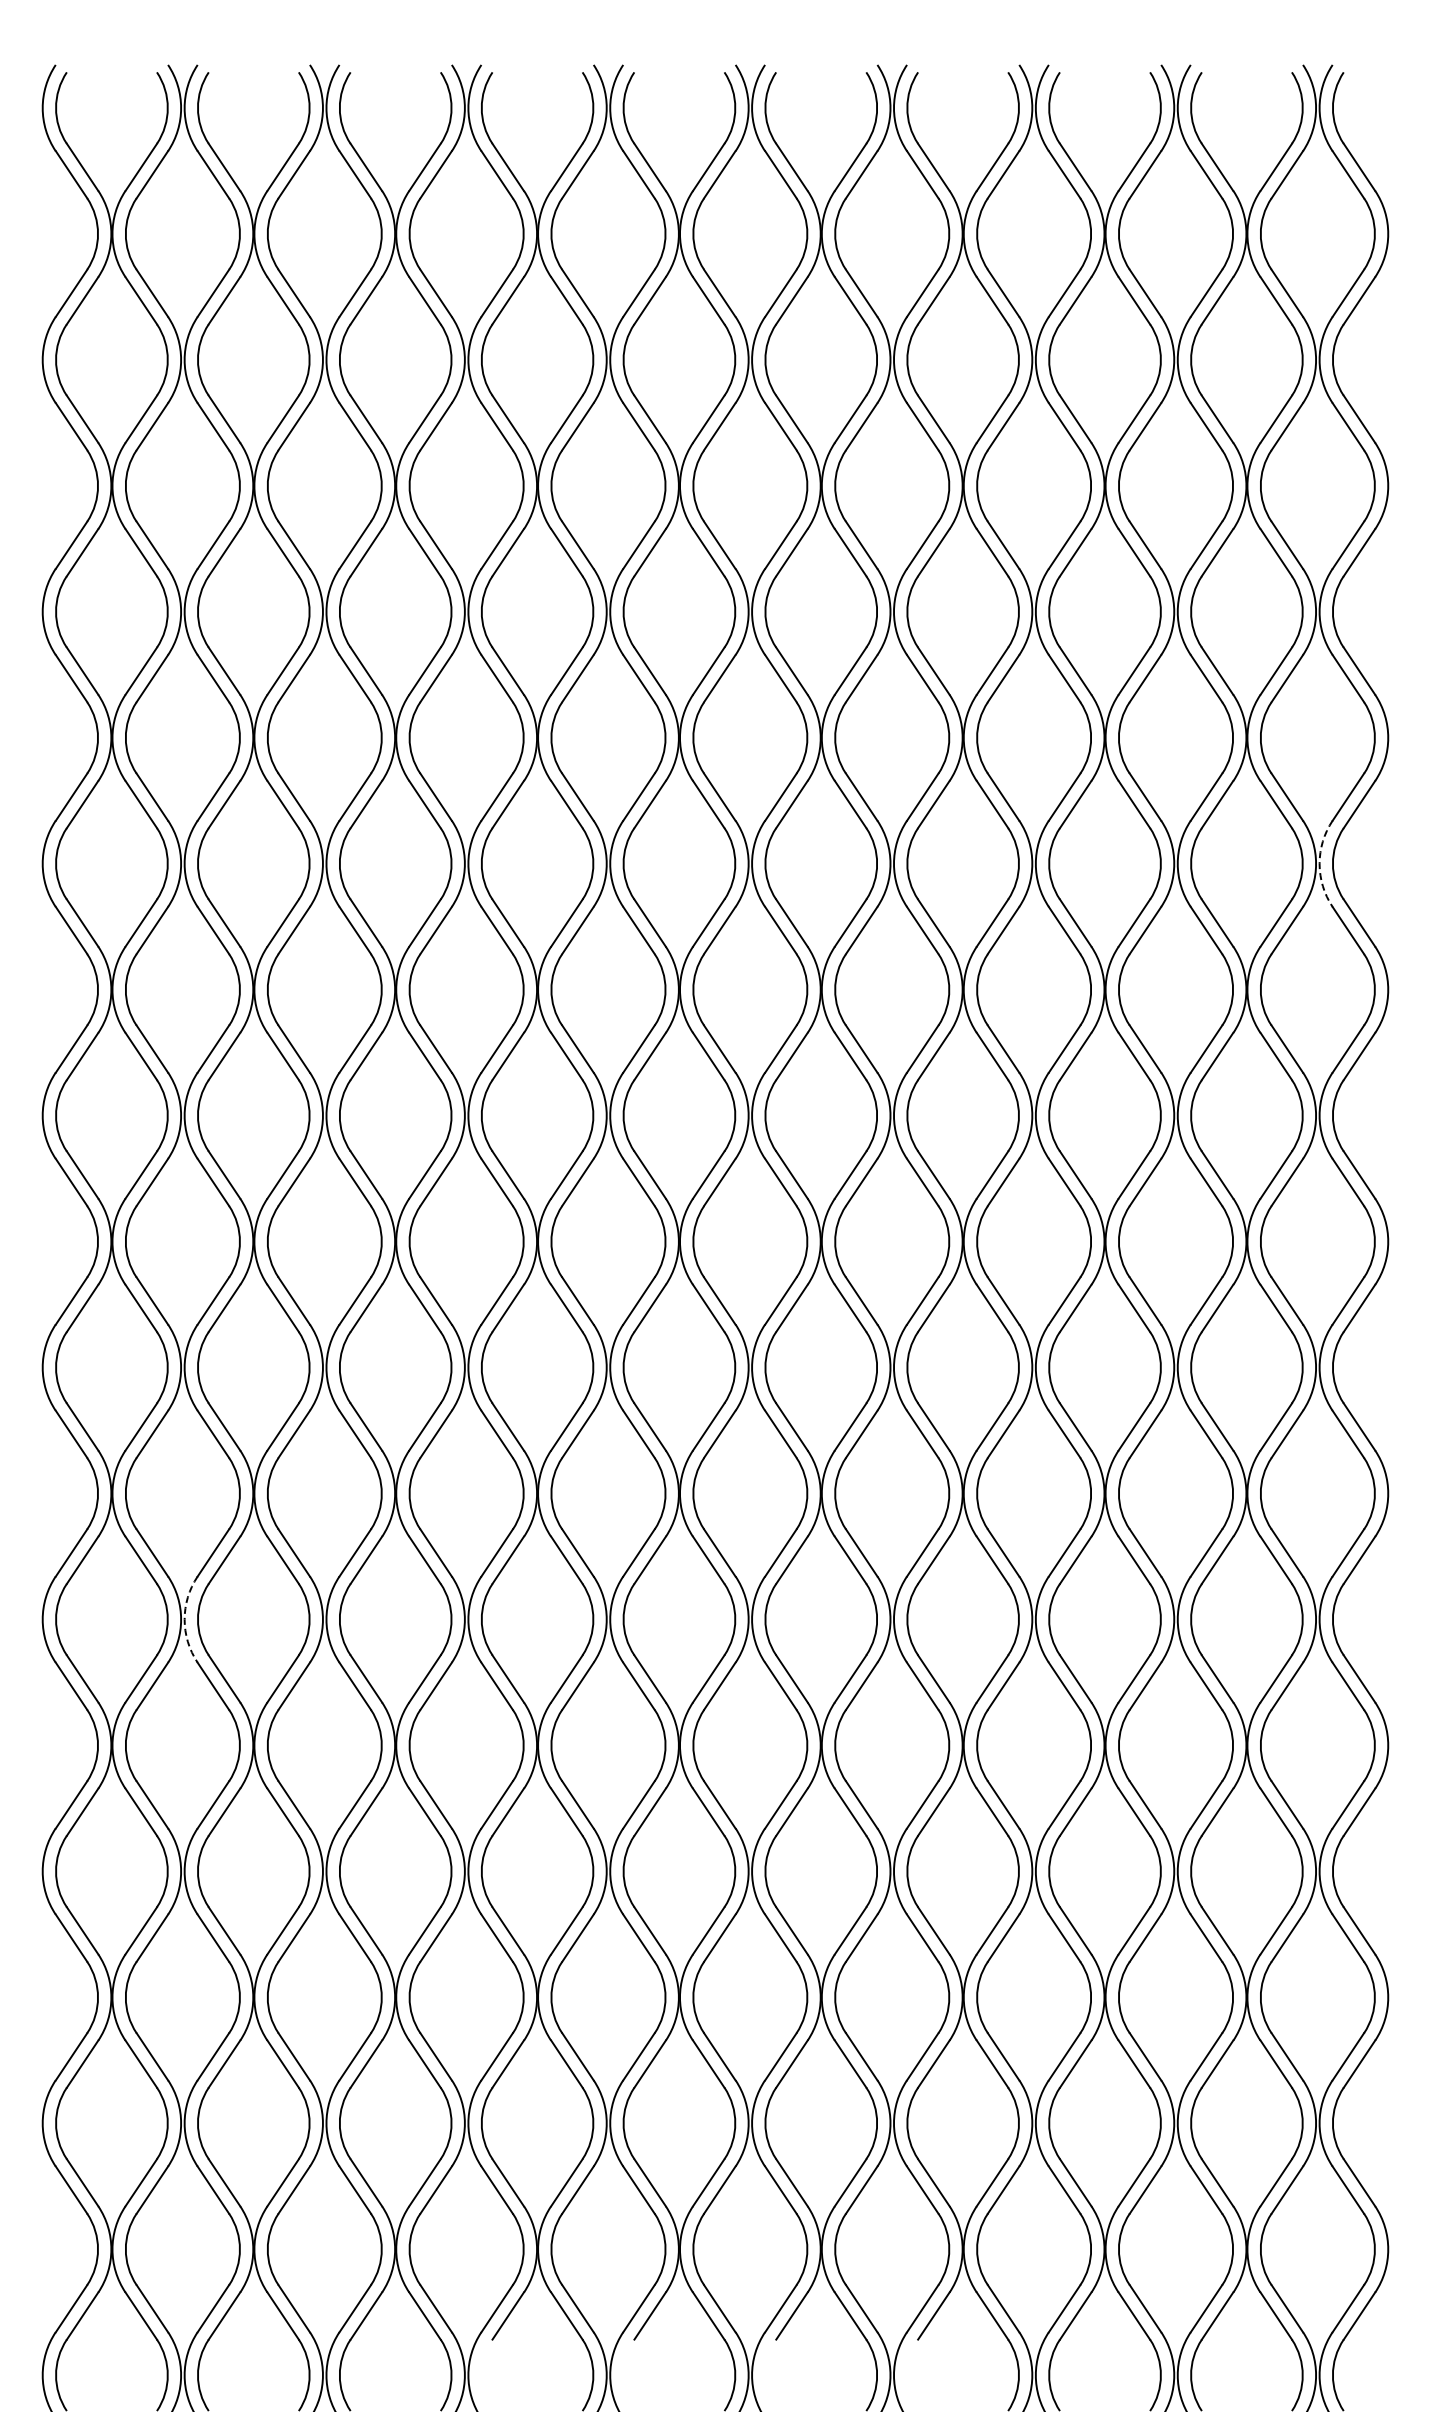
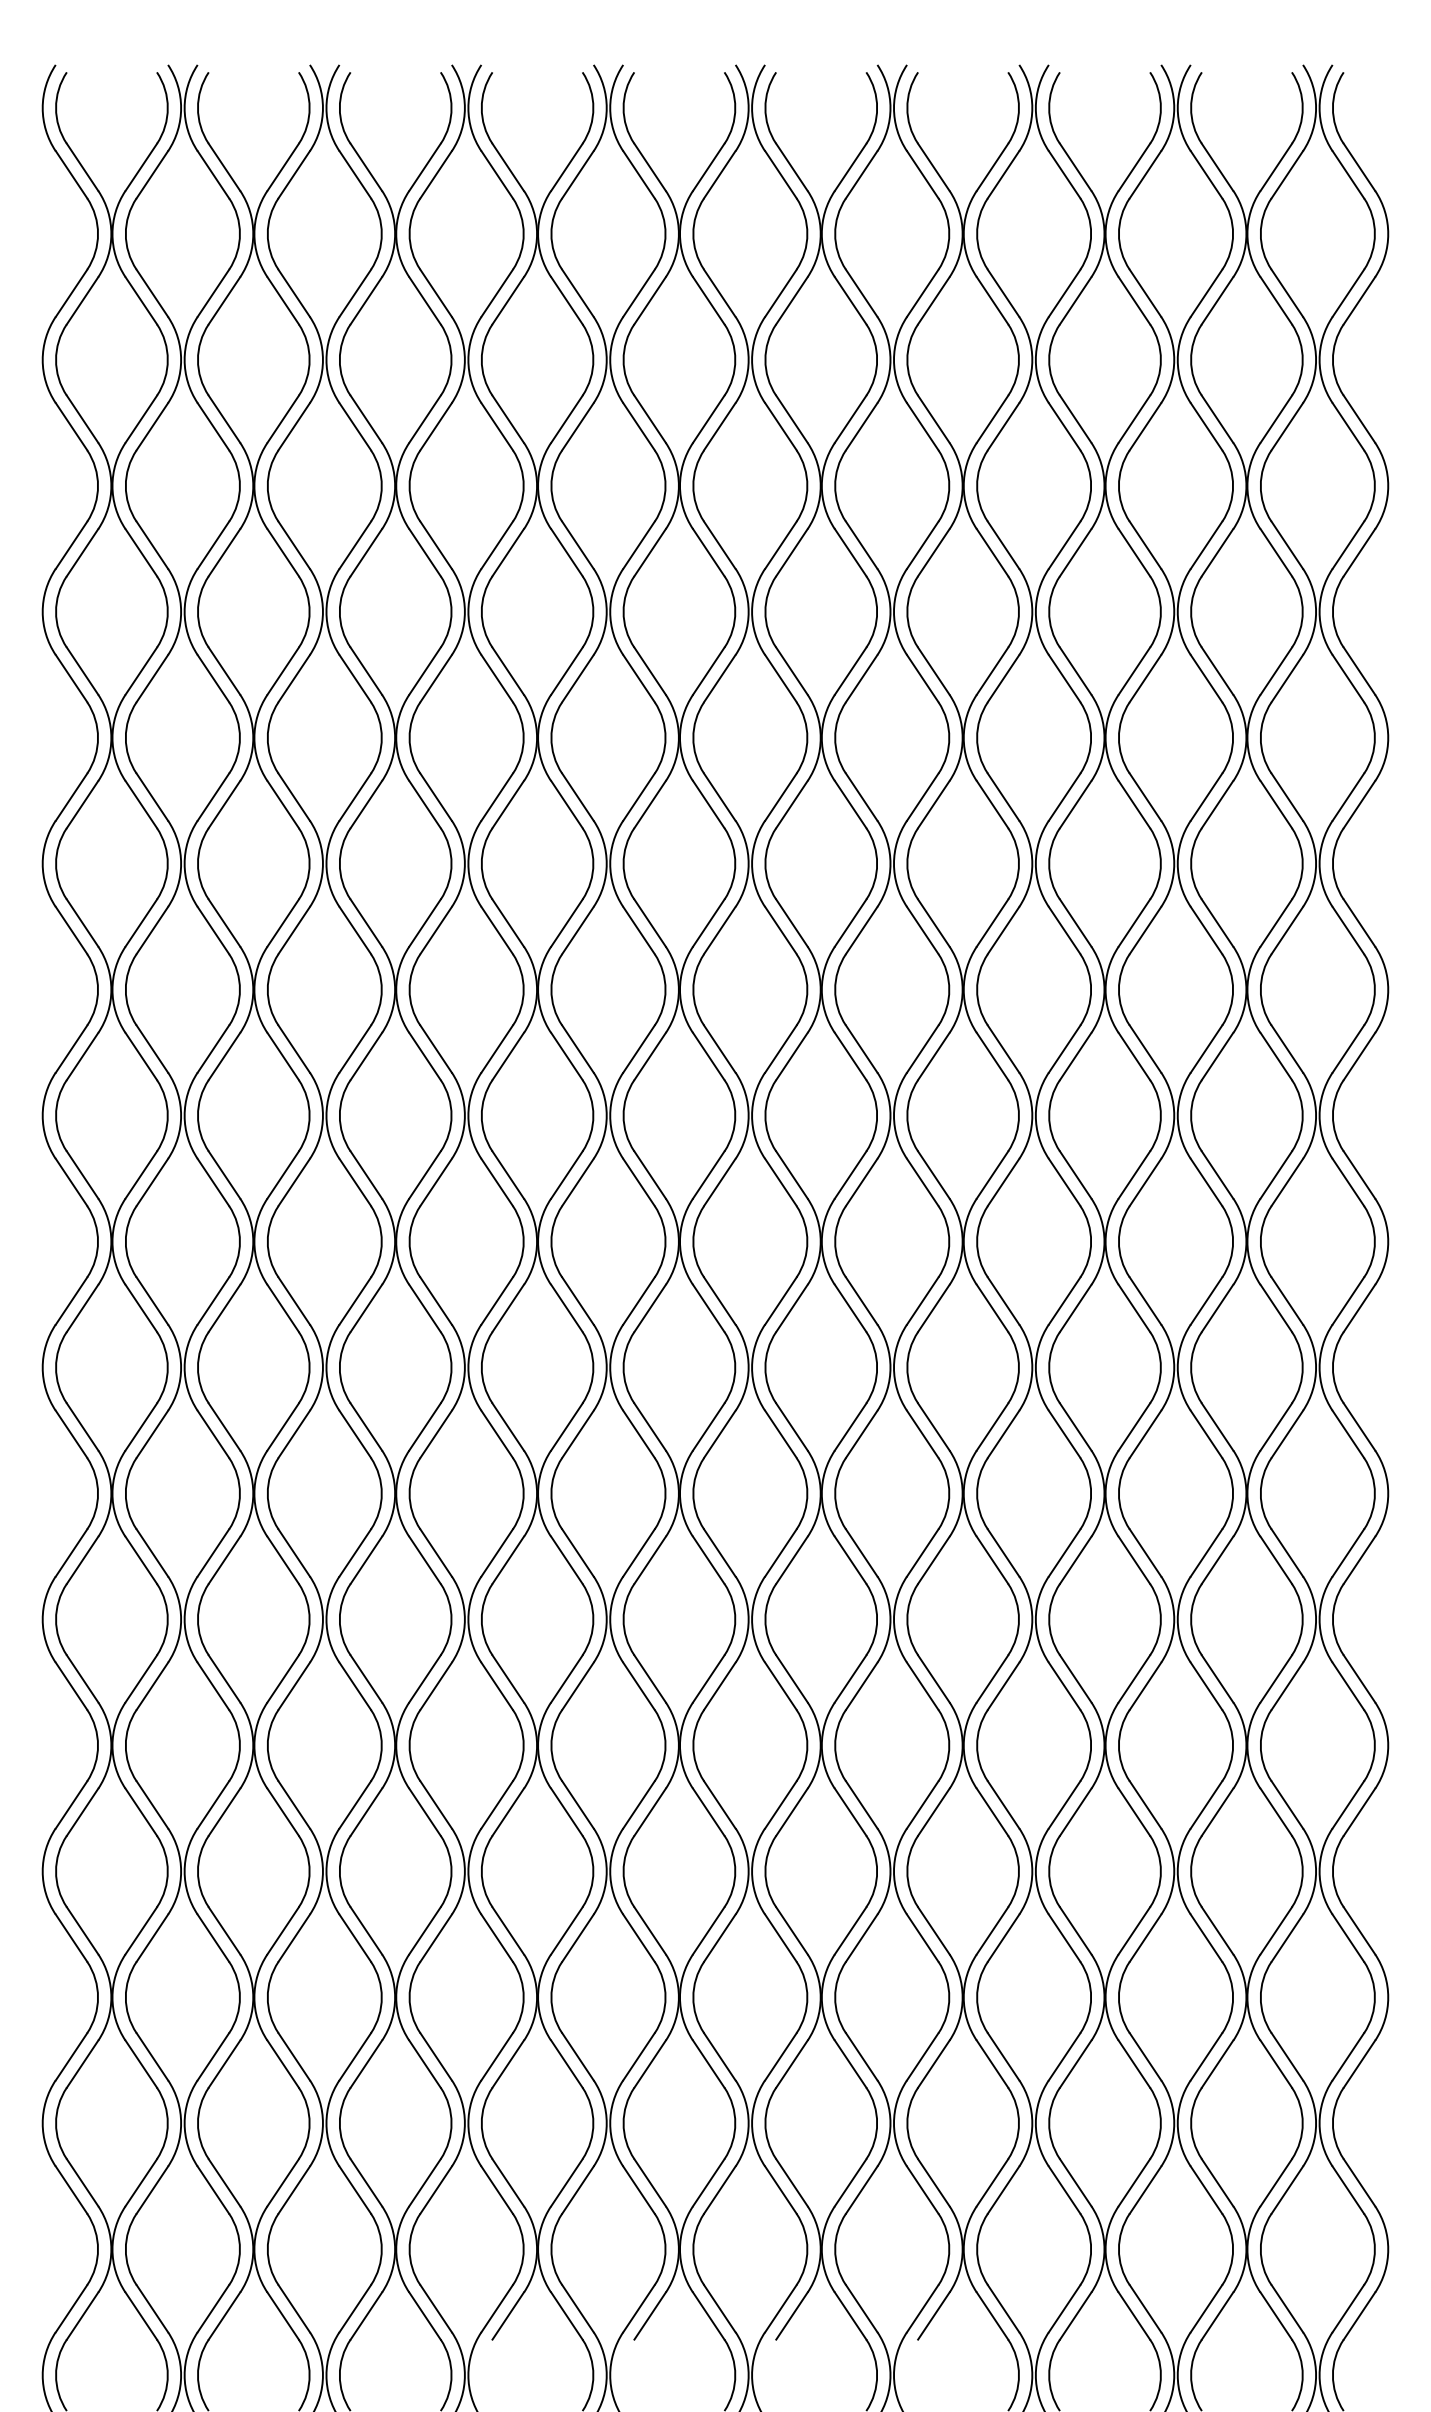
arc: dashed -> solid (1319, 863)
arc: dashed -> solid (184, 1619)
